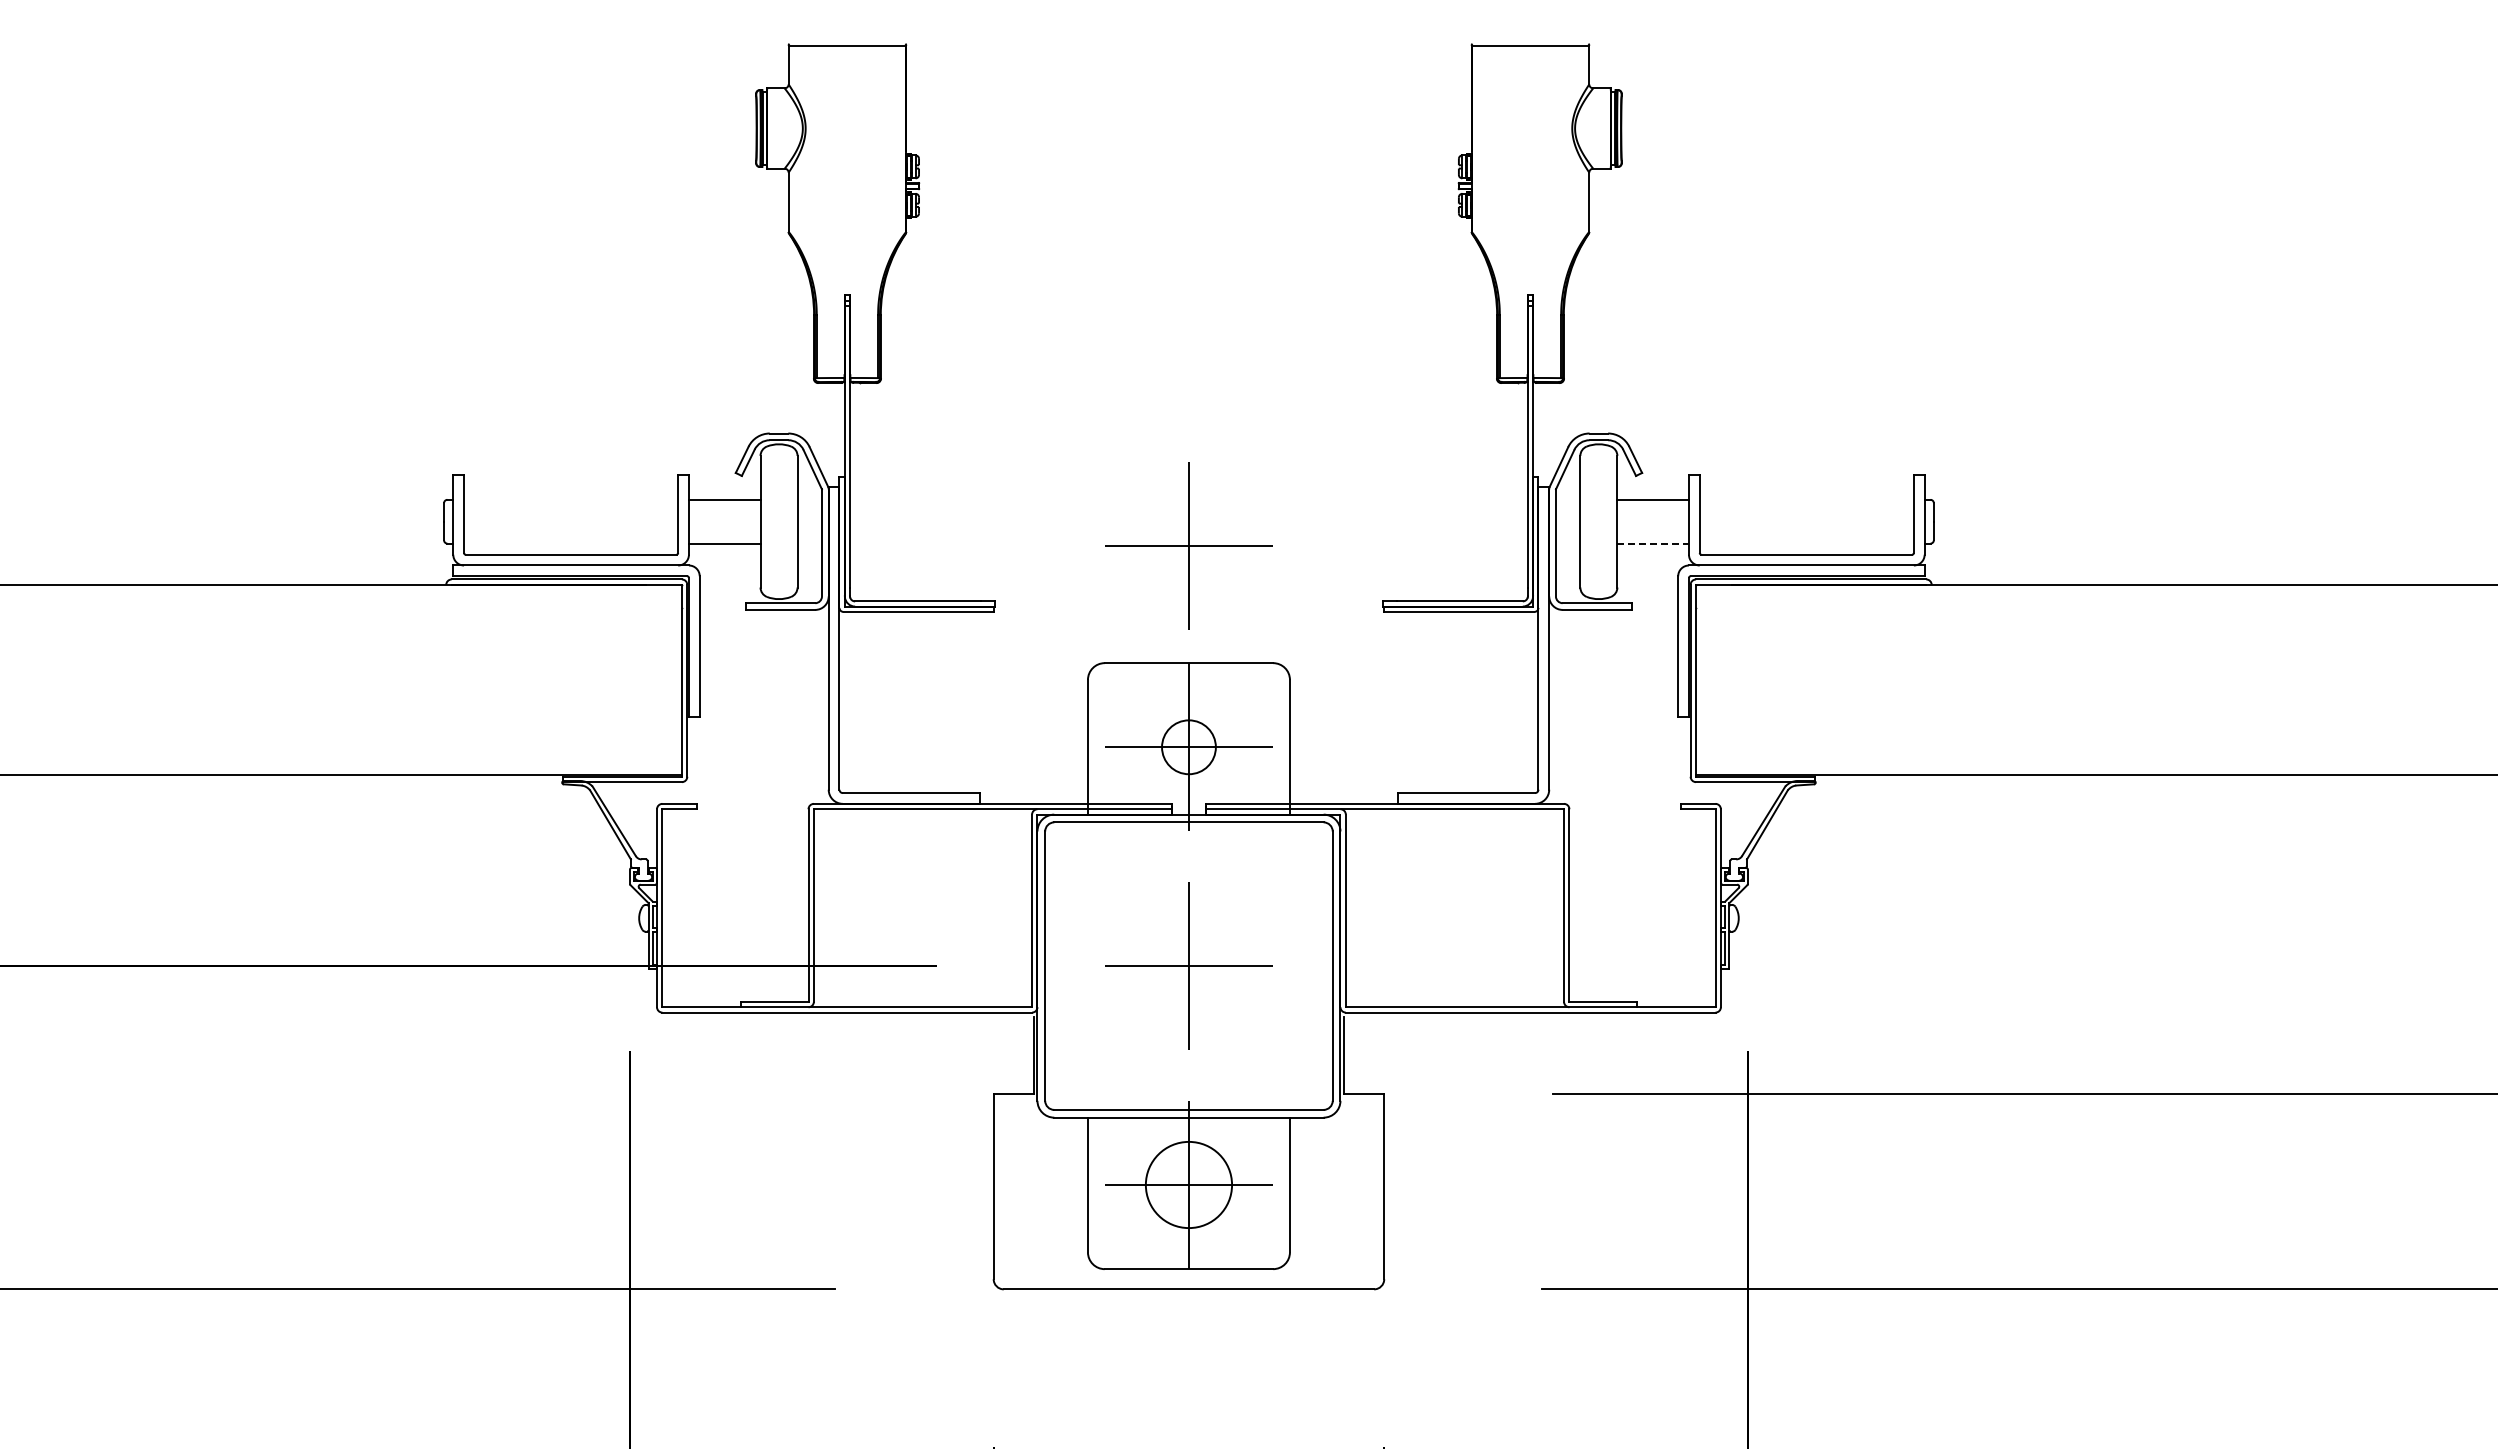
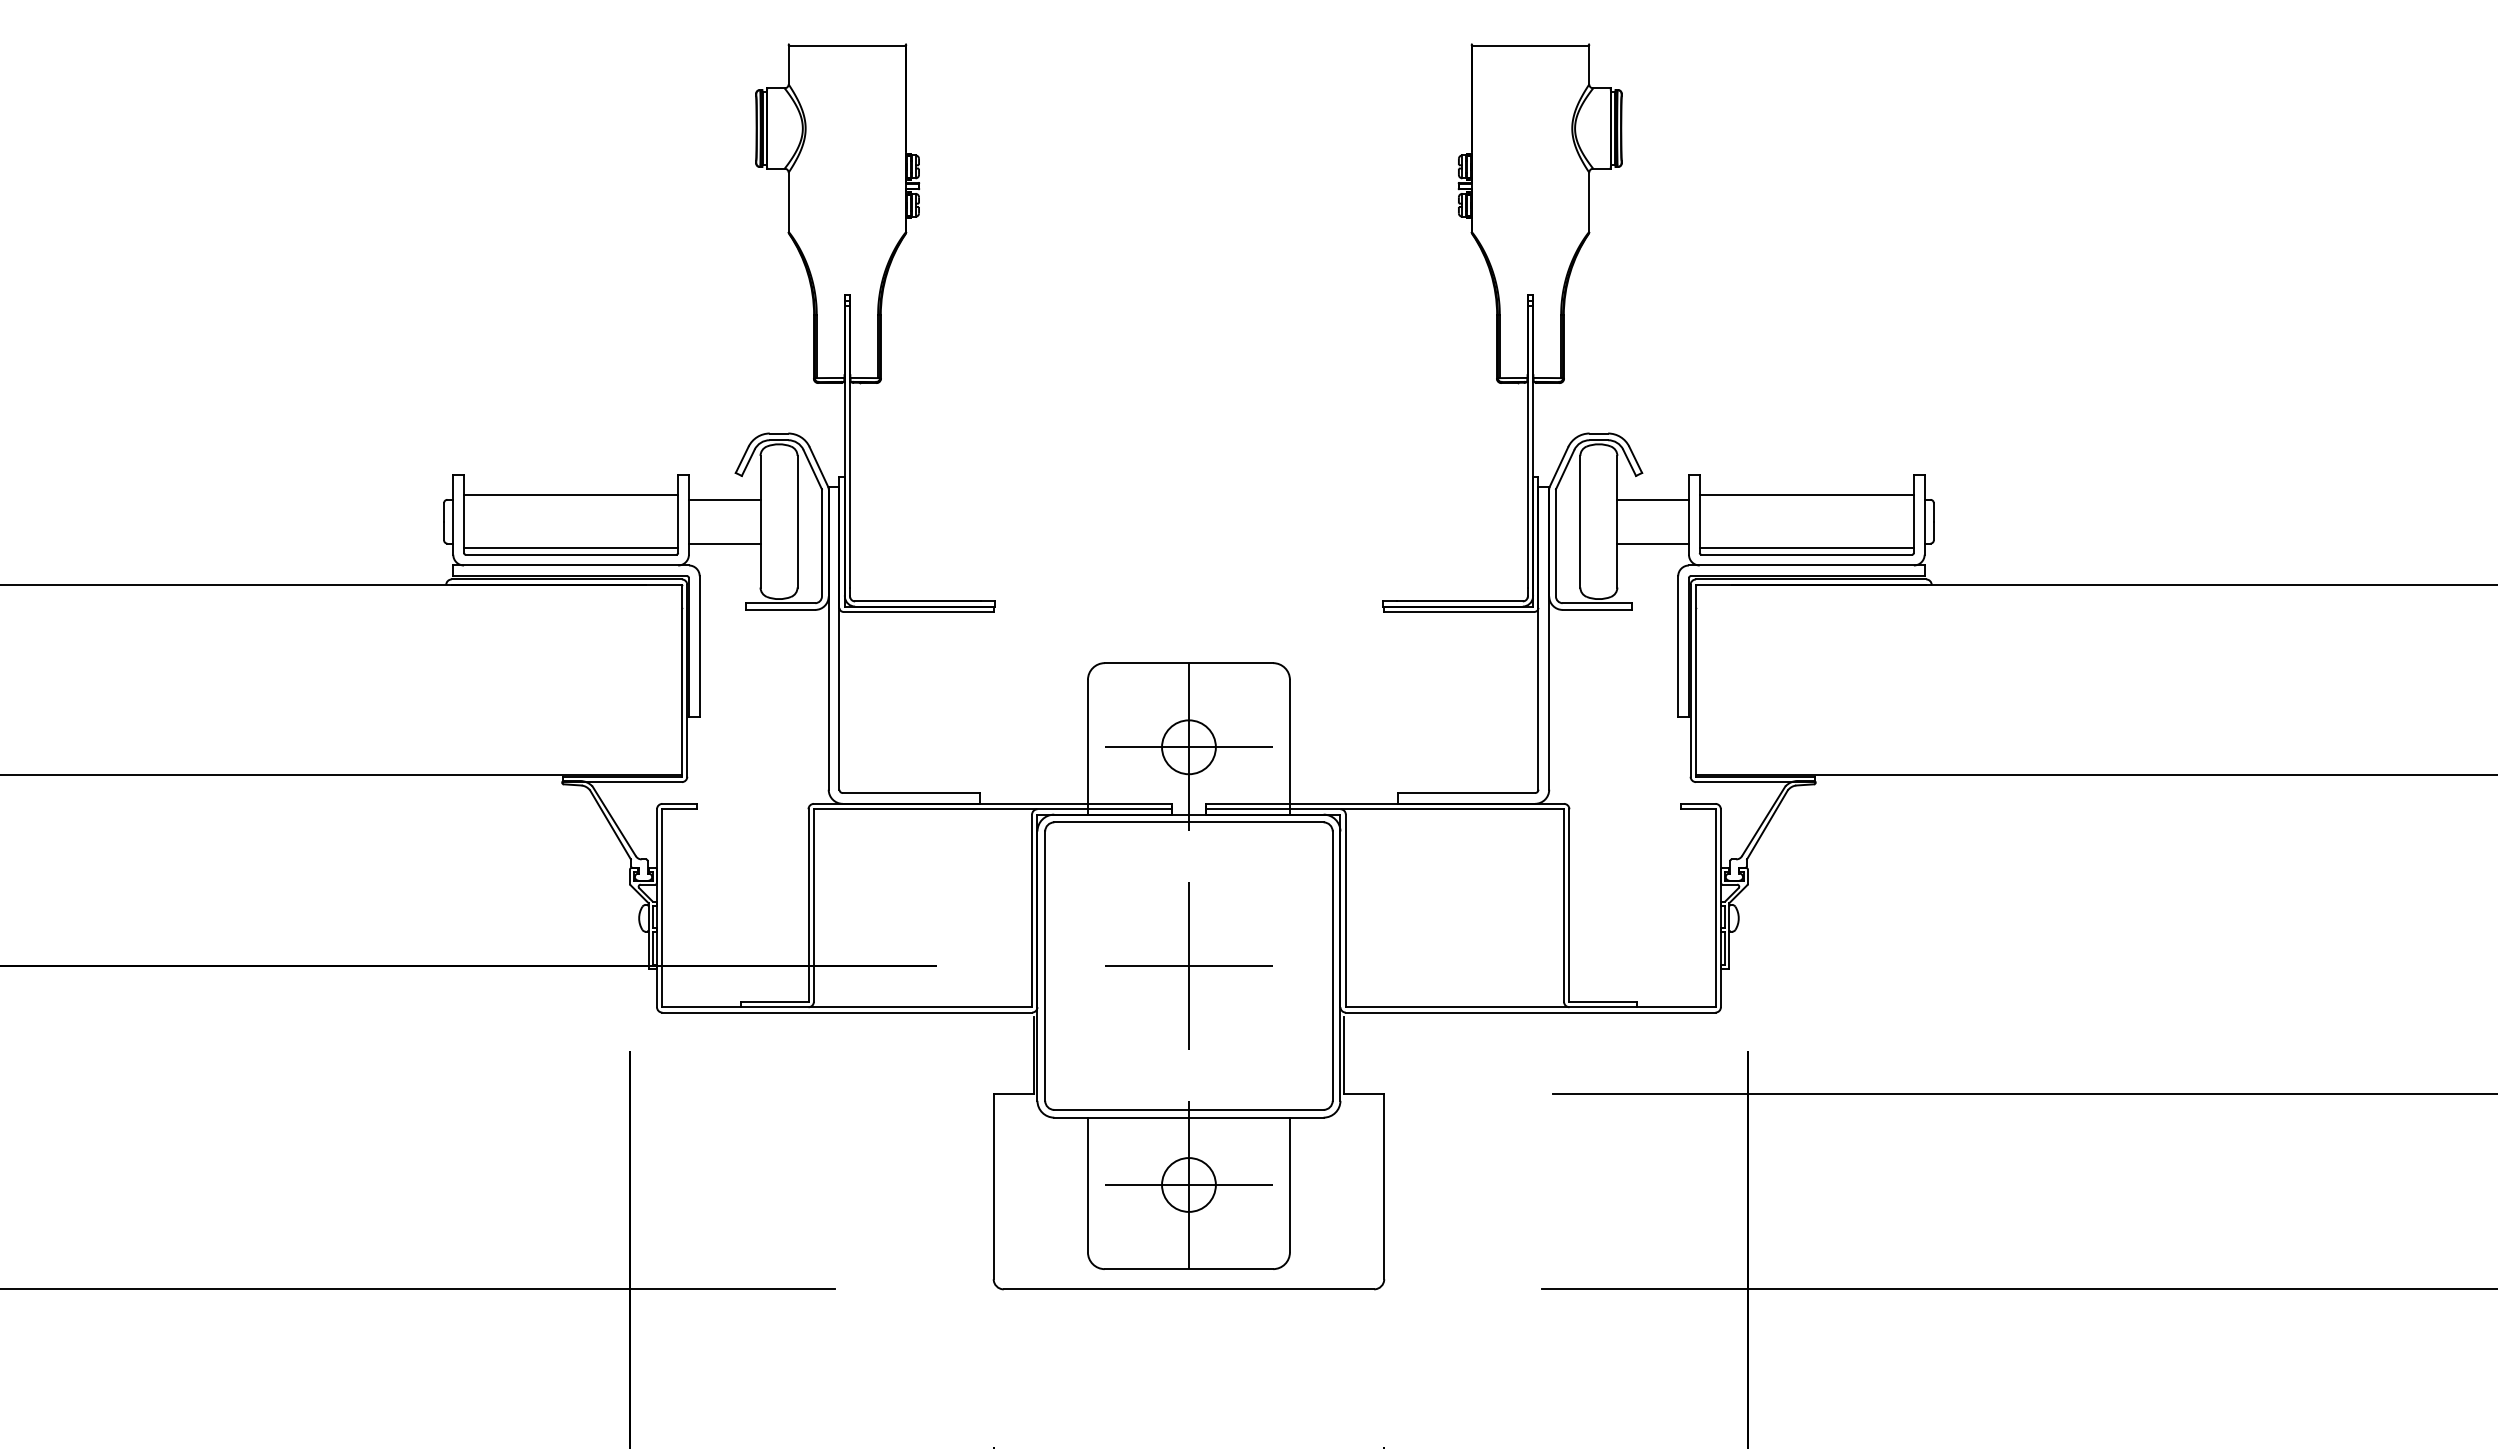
line: none -> present (571, 494)
line: none -> present (1806, 494)
line: dashed -> solid (1653, 543)
part: present -> none (1188, 545)
line: none -> present (571, 548)
line: none -> present (1806, 548)
circle diameter: 86 px -> 54 px (1188, 1184)
